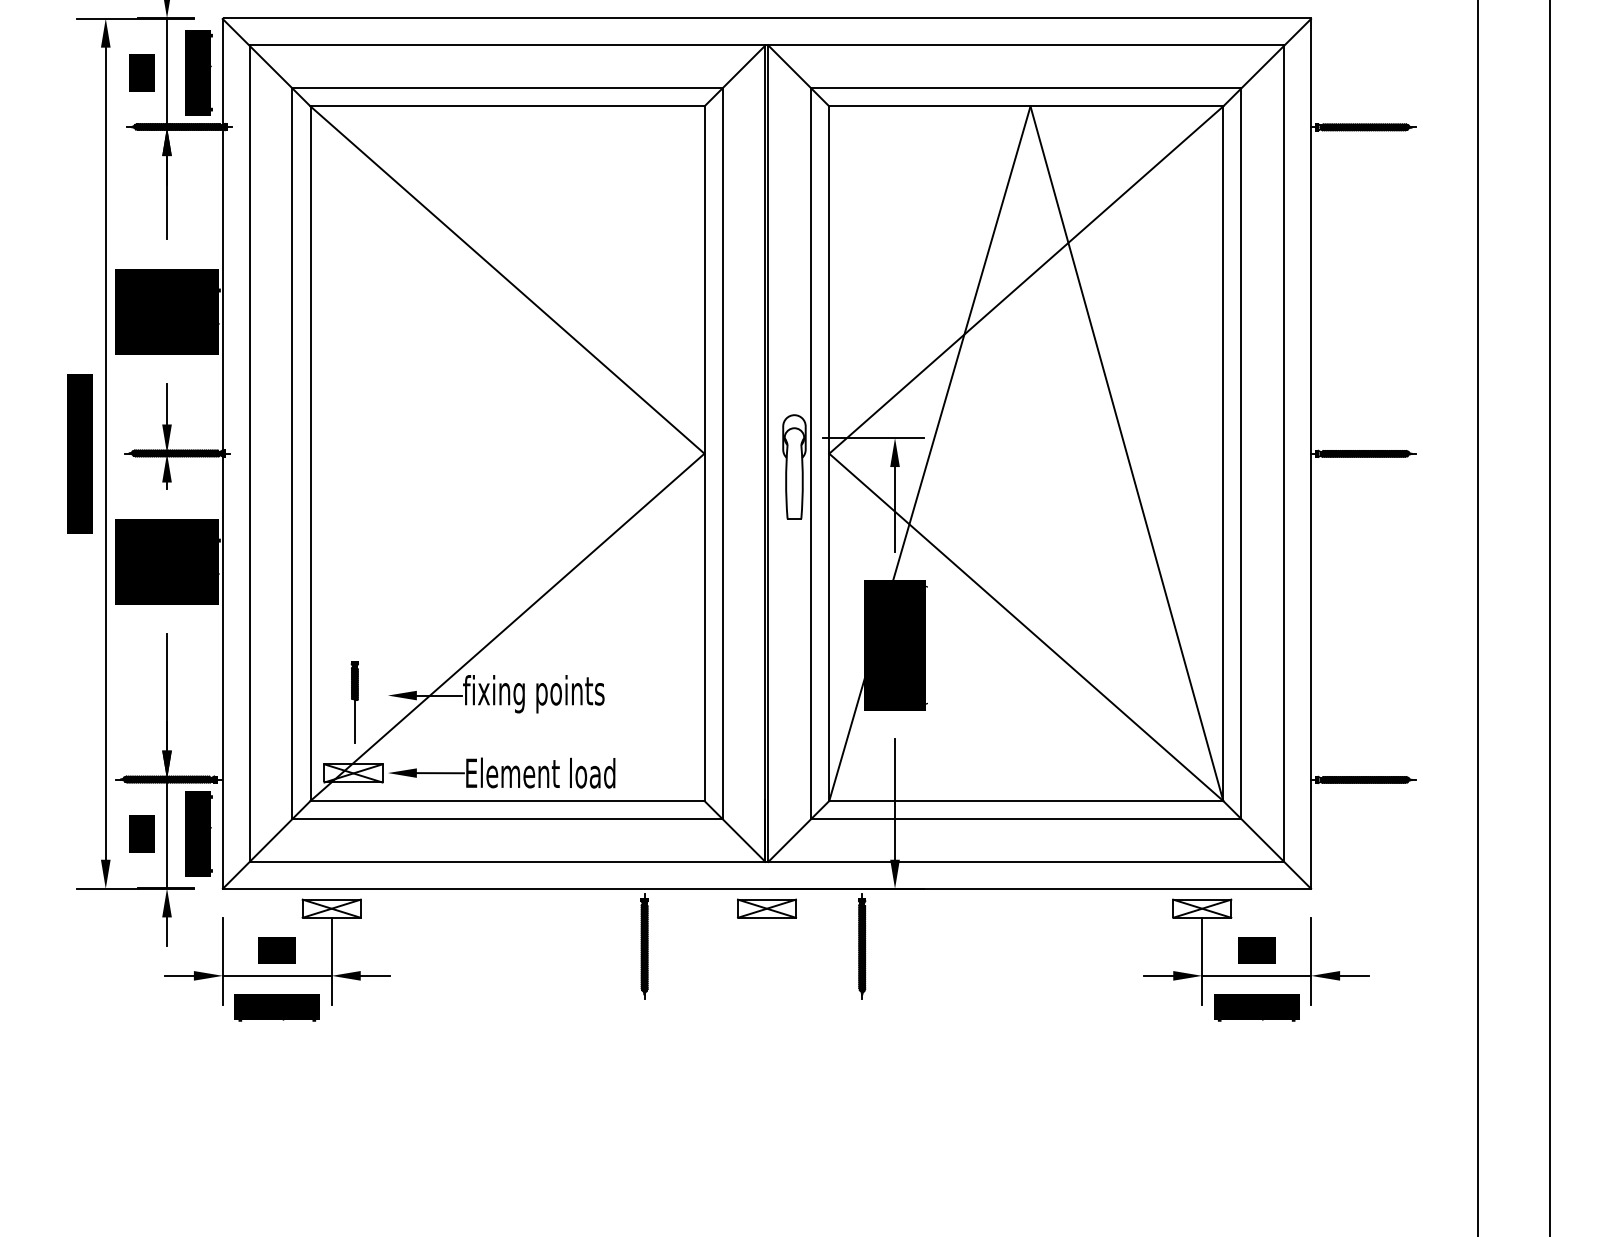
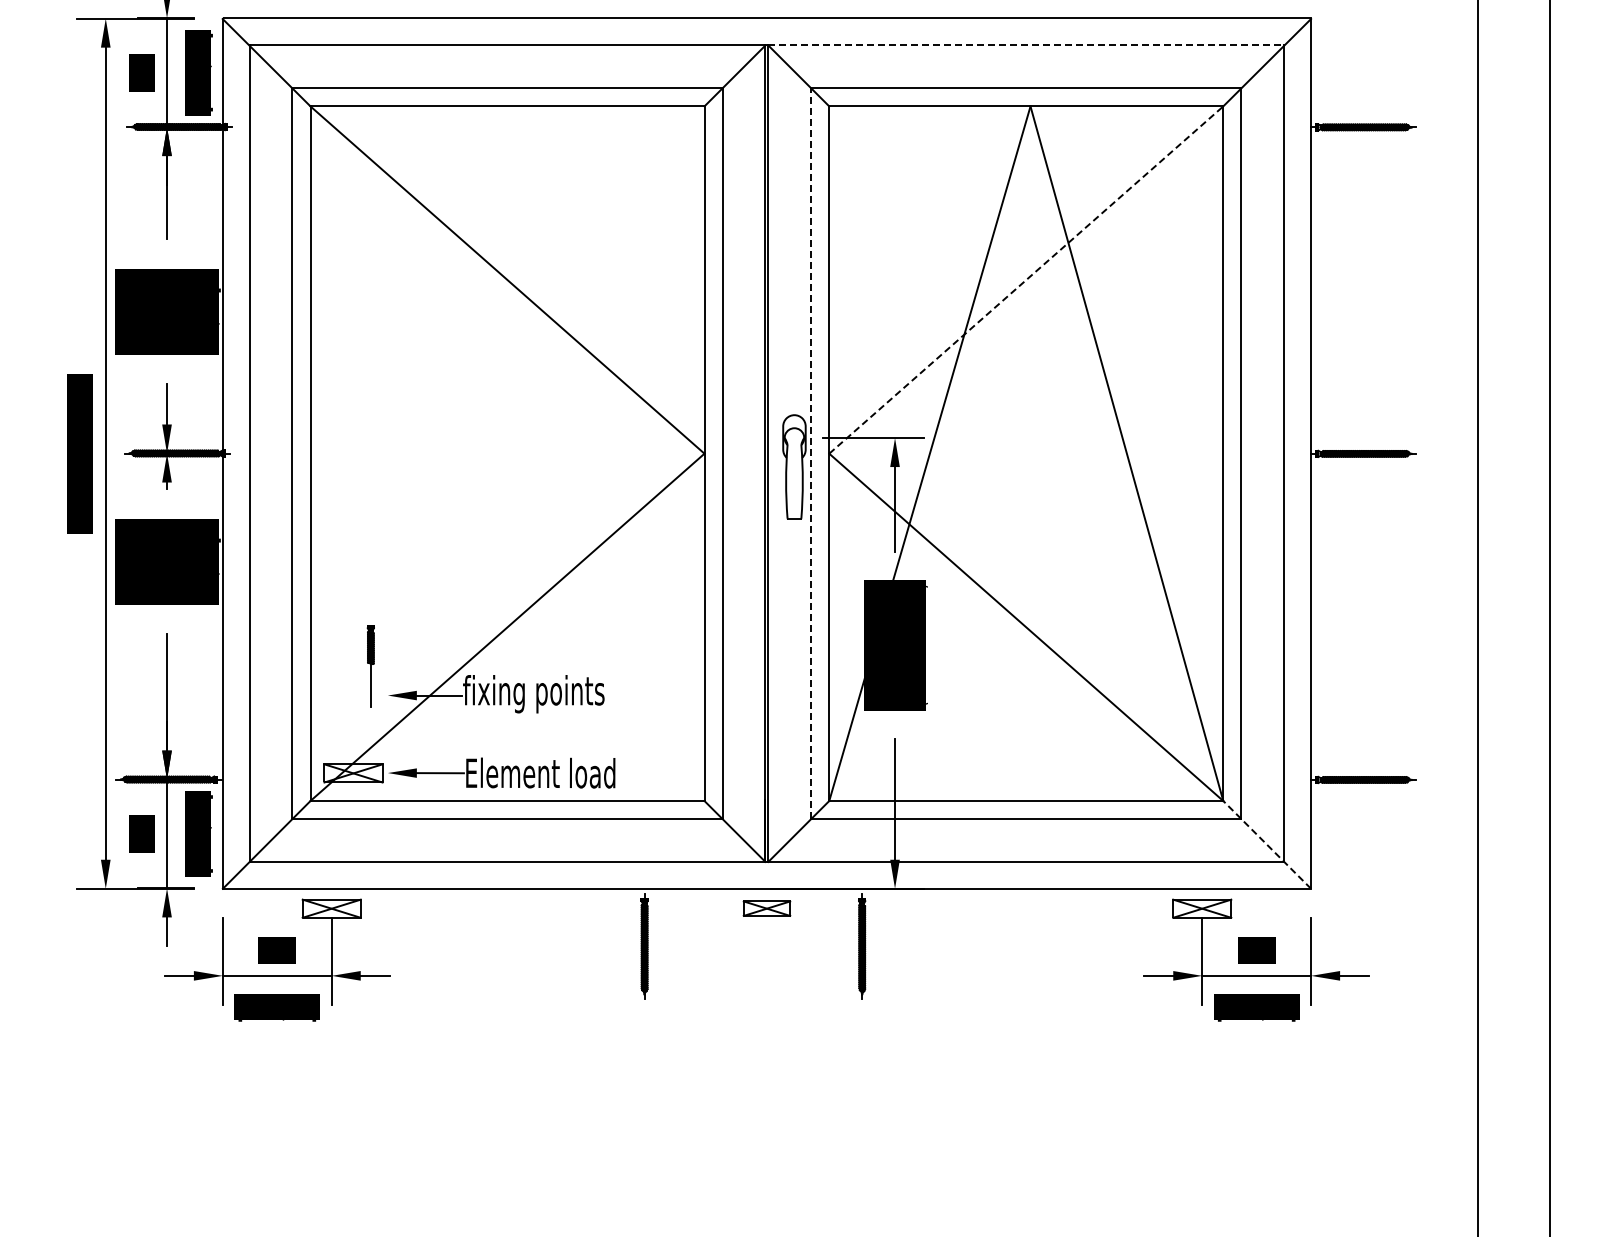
line: solid -> dashed (1026, 45)
line: solid -> dashed (1026, 280)
line: solid -> dashed (811, 453)
part position: (354, 702) -> (370, 666) (370, 666)
line: solid -> dashed (1266, 844)
part size: 60x21 px -> 50x17 px (766, 908)
